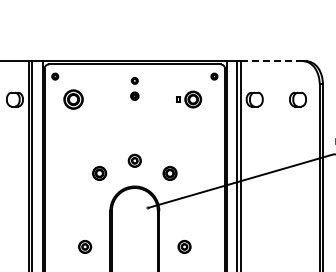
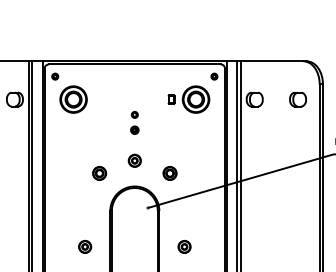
line: dashed -> solid (272, 61)
part position: (134, 88) -> (134, 122) (134, 122)
part size: 21x21 px -> 29x29 px (73, 99)
part size: 27x19 px -> 44x29 px (188, 99)
